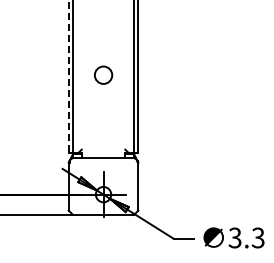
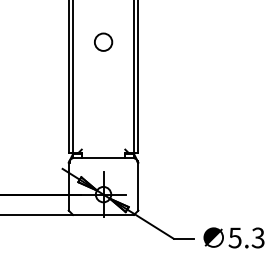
circle position: (103, 74) -> (103, 41) (103, 41)
line: dashed -> solid (68, 77)
text: 3.3 -> 5.3 (235, 237)
